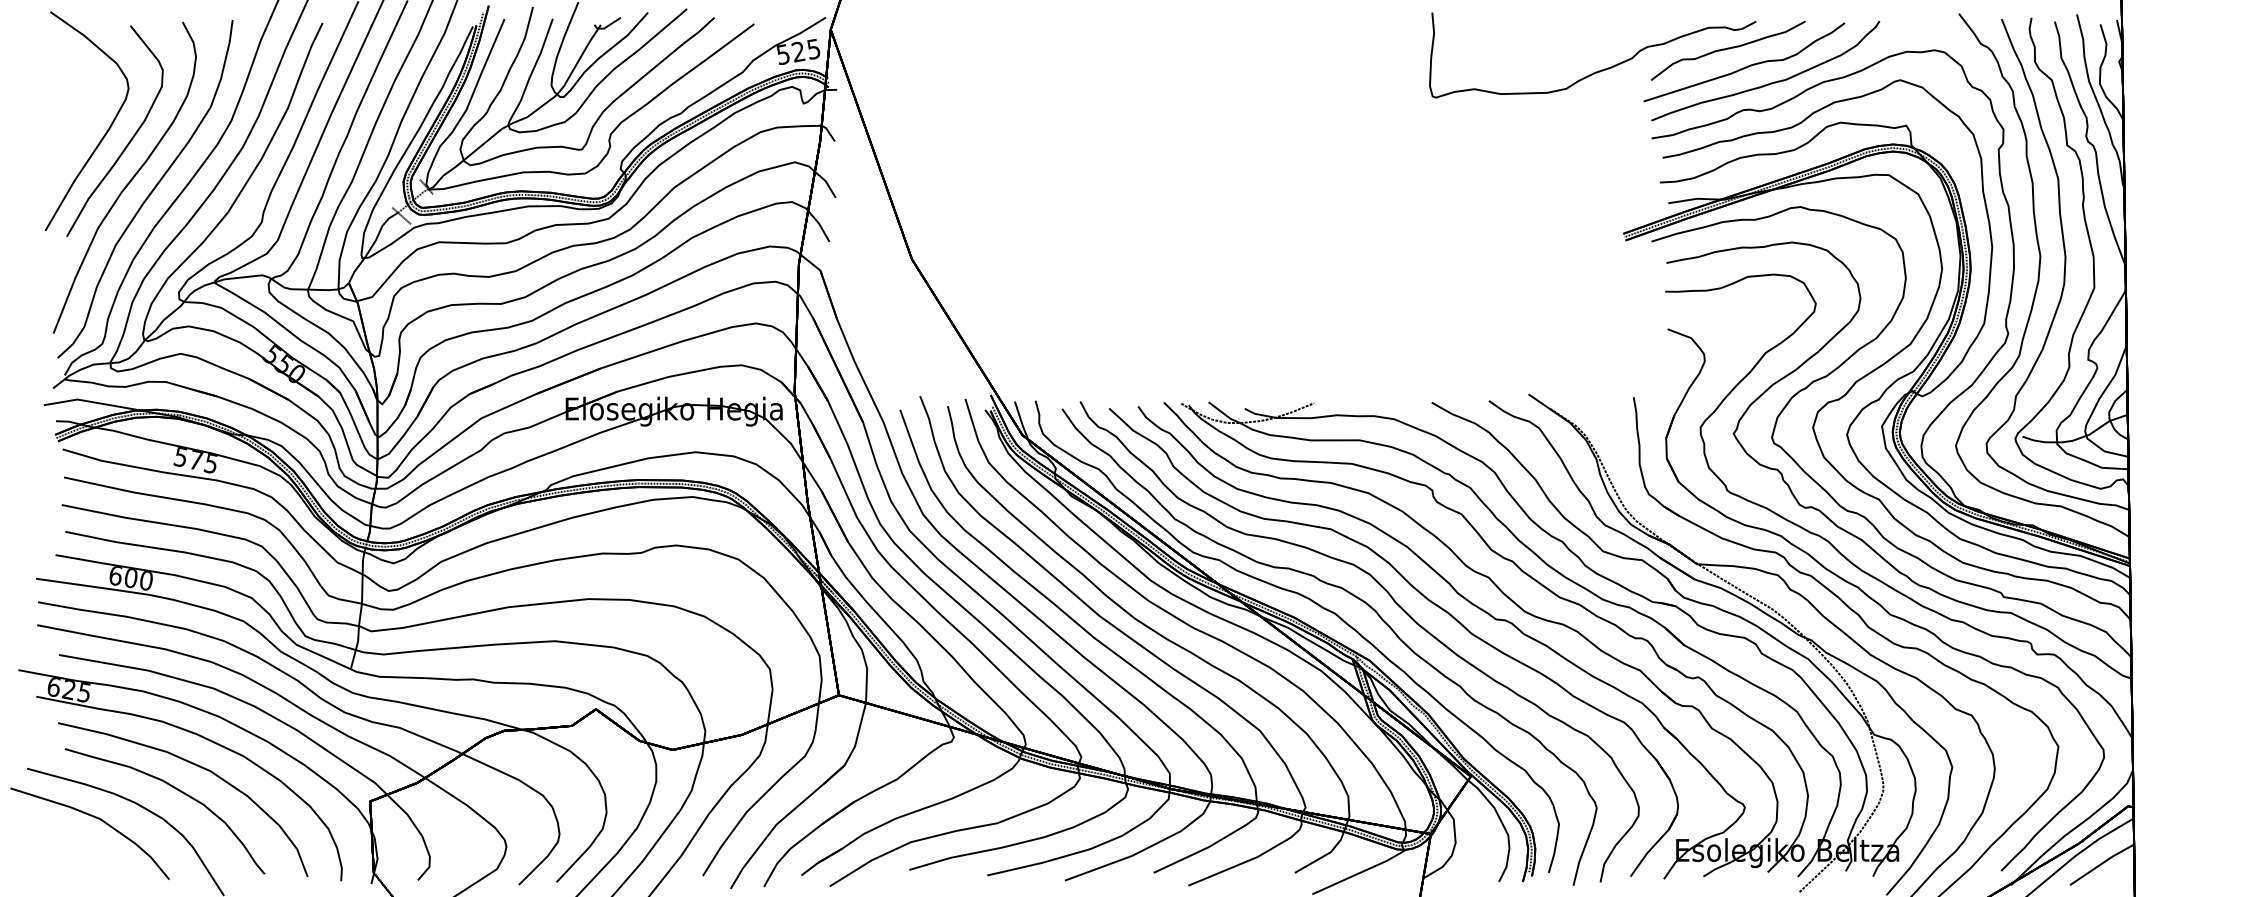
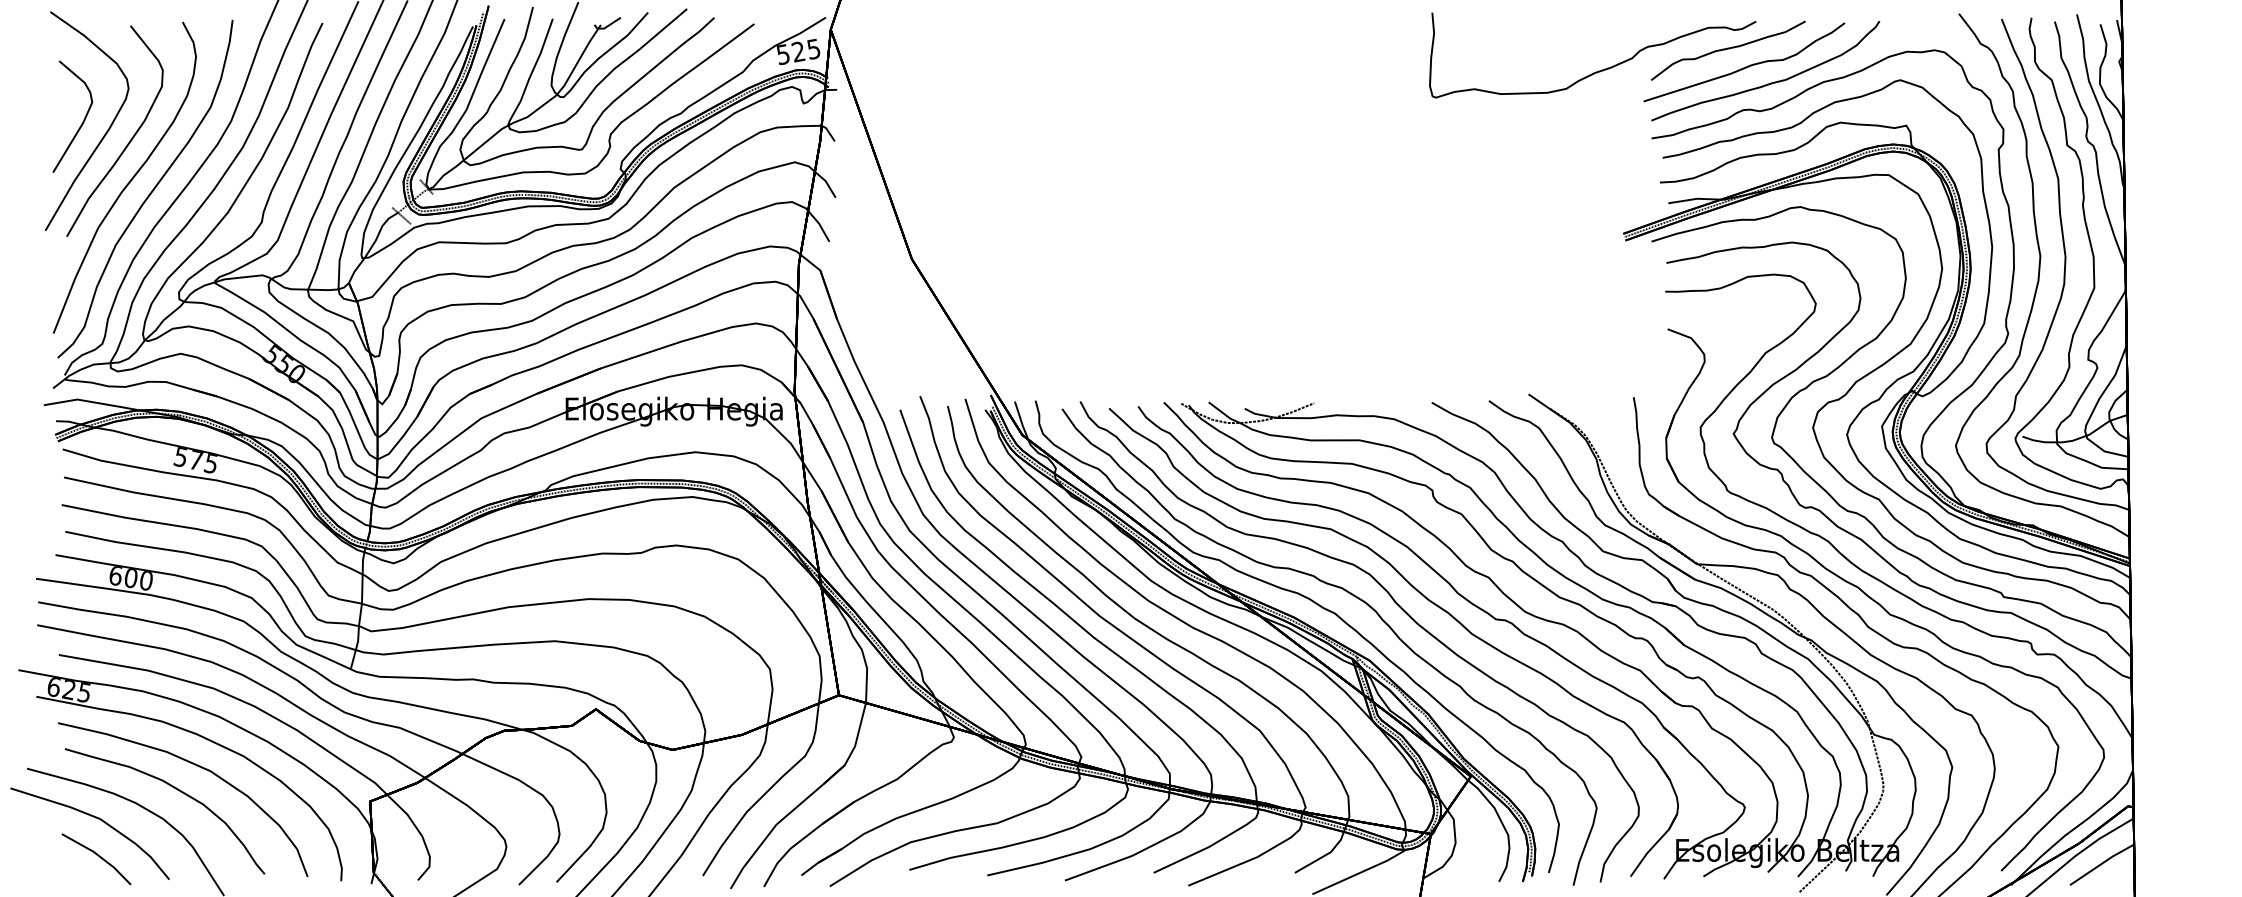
curve: none -> present (82, 121)
part: none -> present (96, 859)
